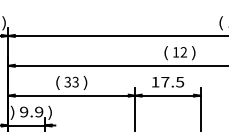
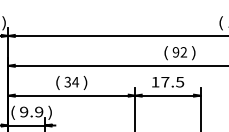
text: 12 -> 92 (175, 52)
text: 33 -> 34 (75, 81)
text: ) -> ( (12, 112)
